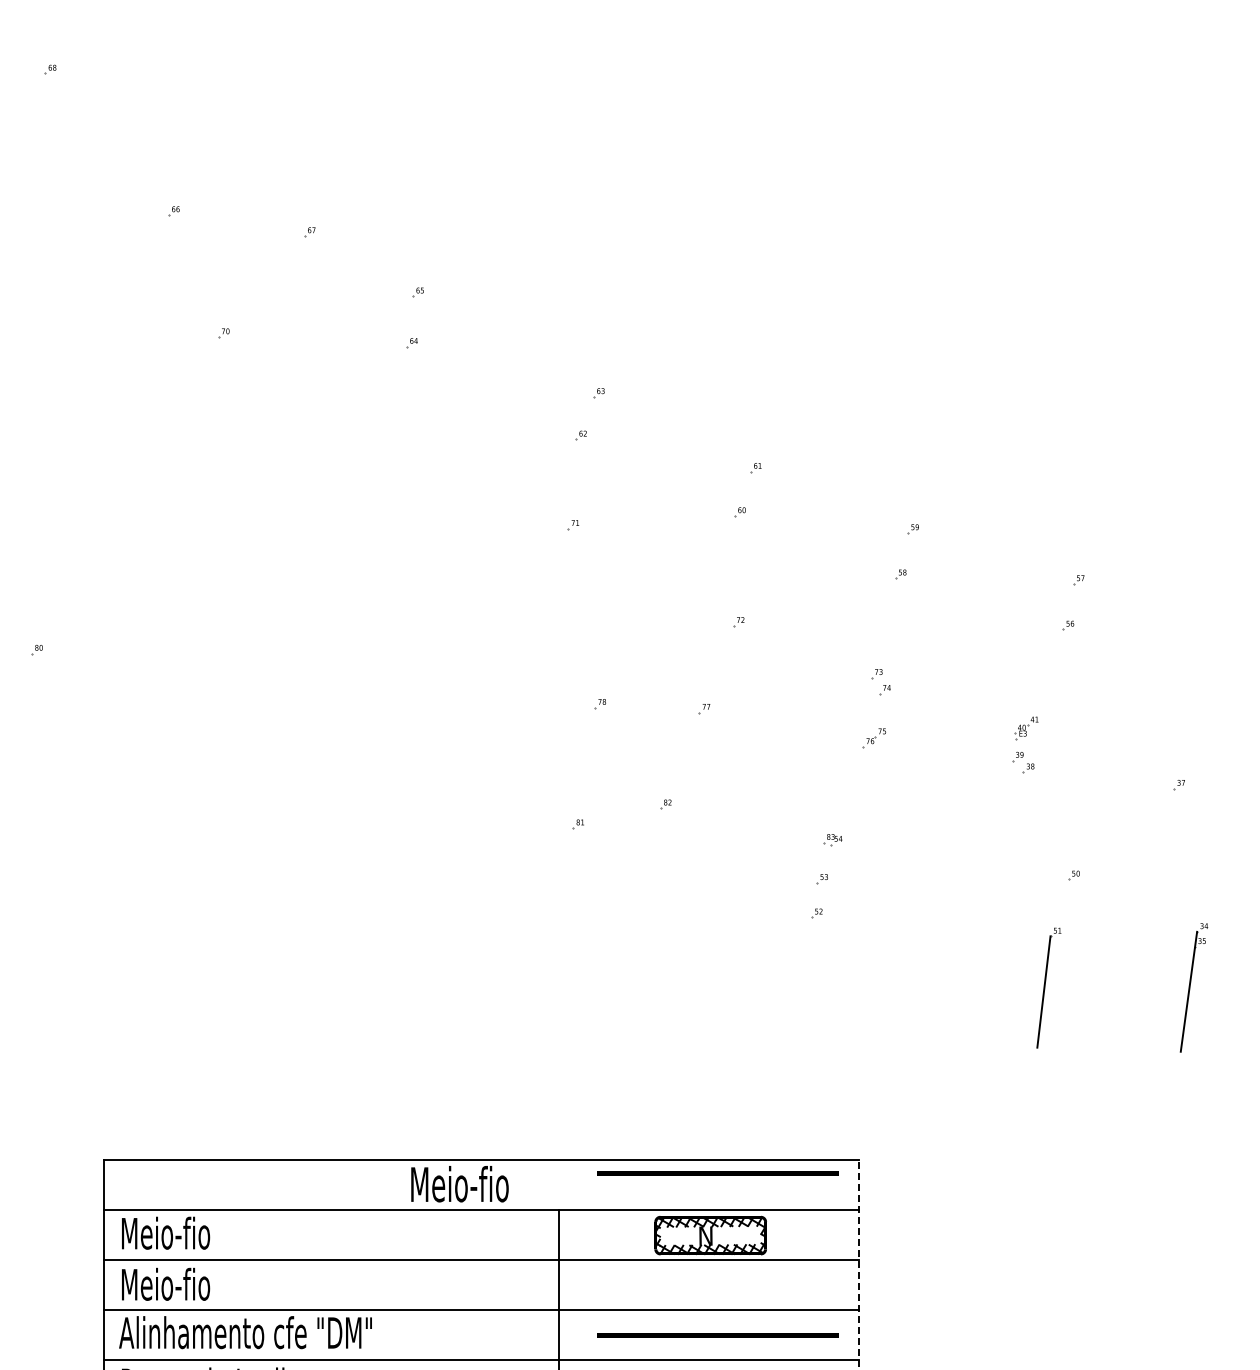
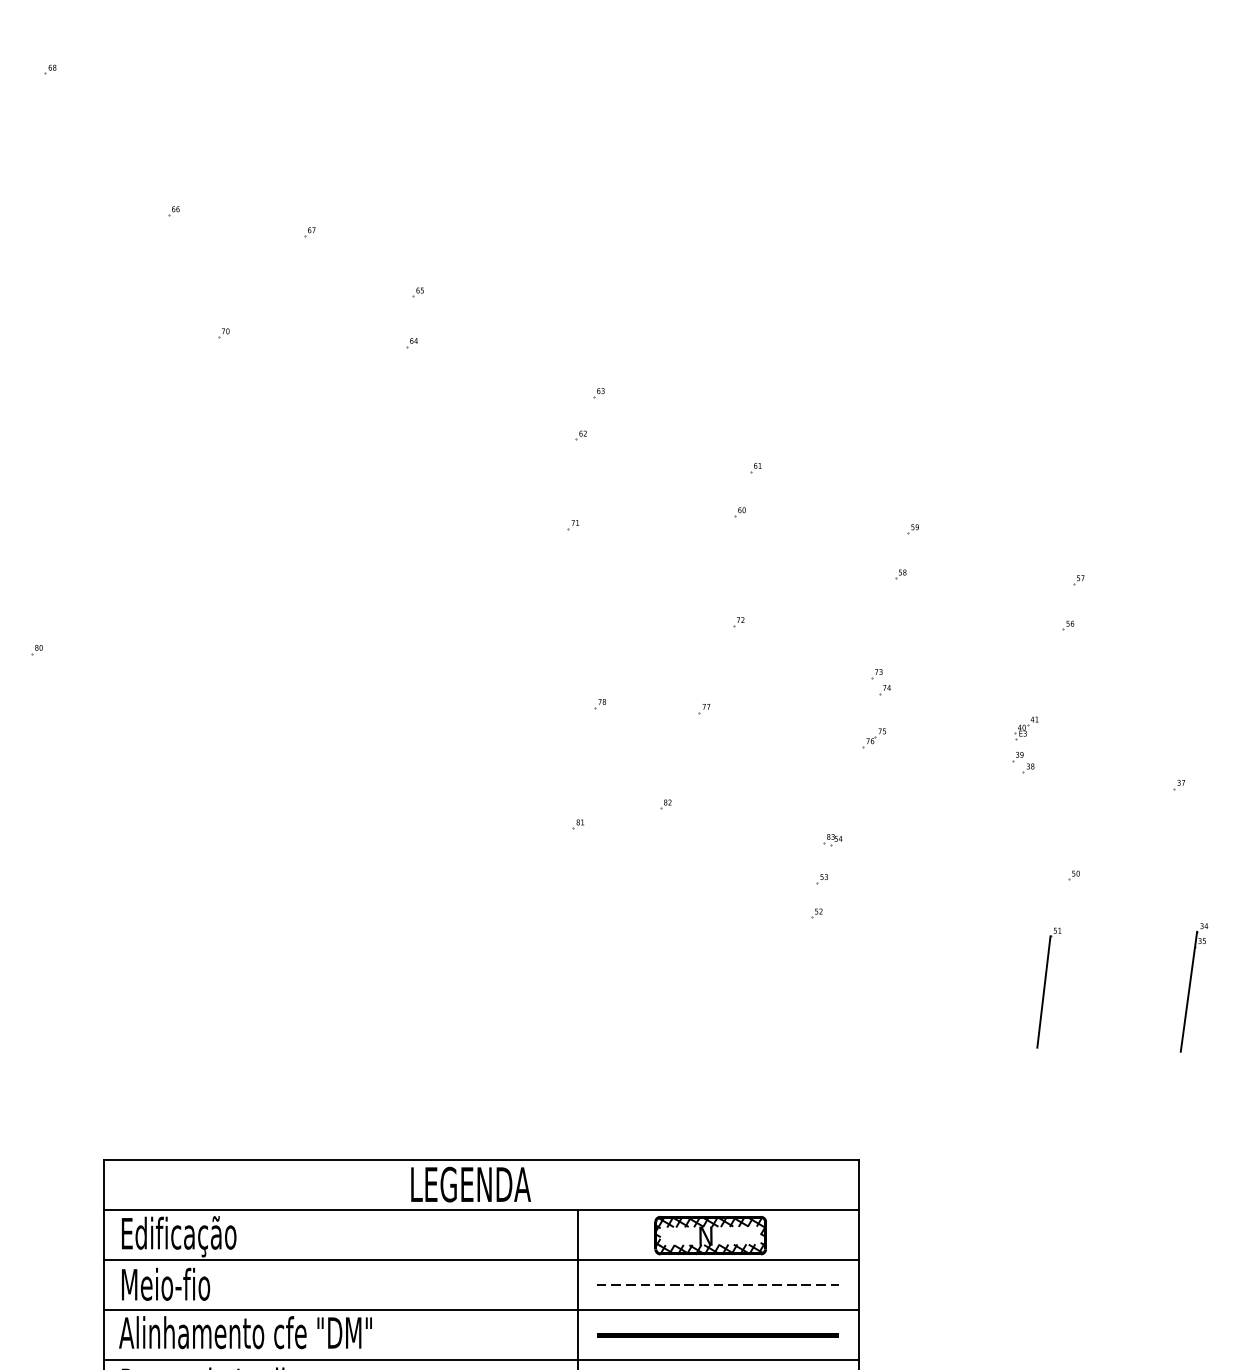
line: present -> none (717, 1173)
text: Meio-fio -> LEGENDA (471, 1184)
text: Meio-fio -> Edificação (180, 1236)
line: dashed -> solid (859, 1264)
line: none -> present (717, 1284)
line position: (558, 1288) -> (577, 1288) (577, 1288)
